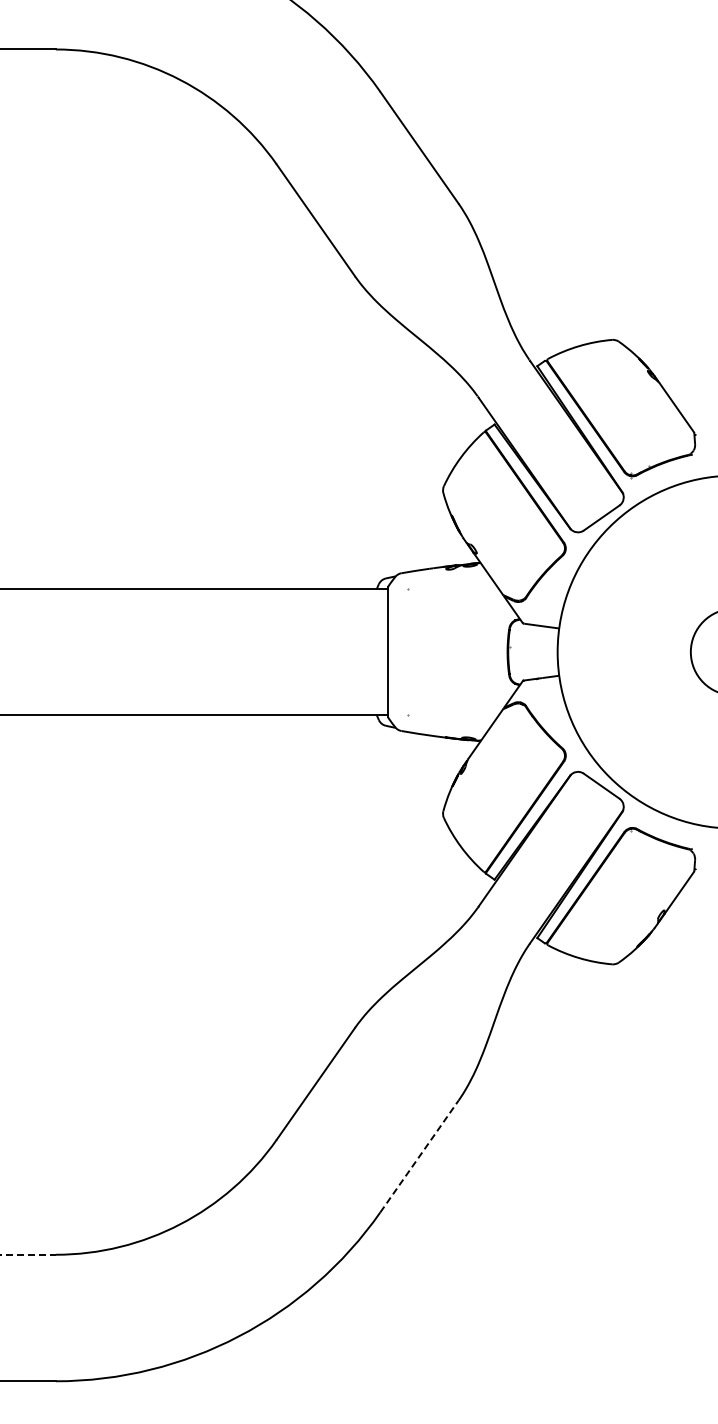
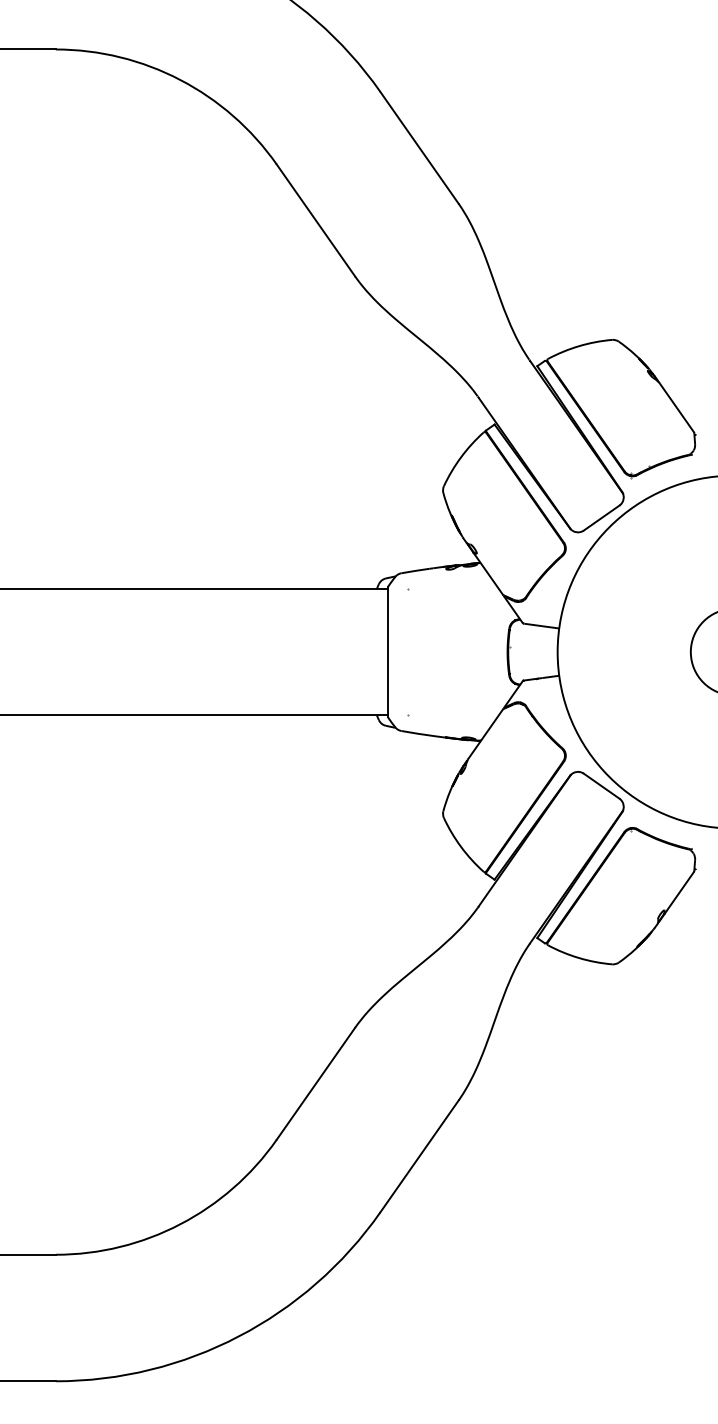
line: dashed -> solid (419, 1156)
line: dashed -> solid (28, 1254)
